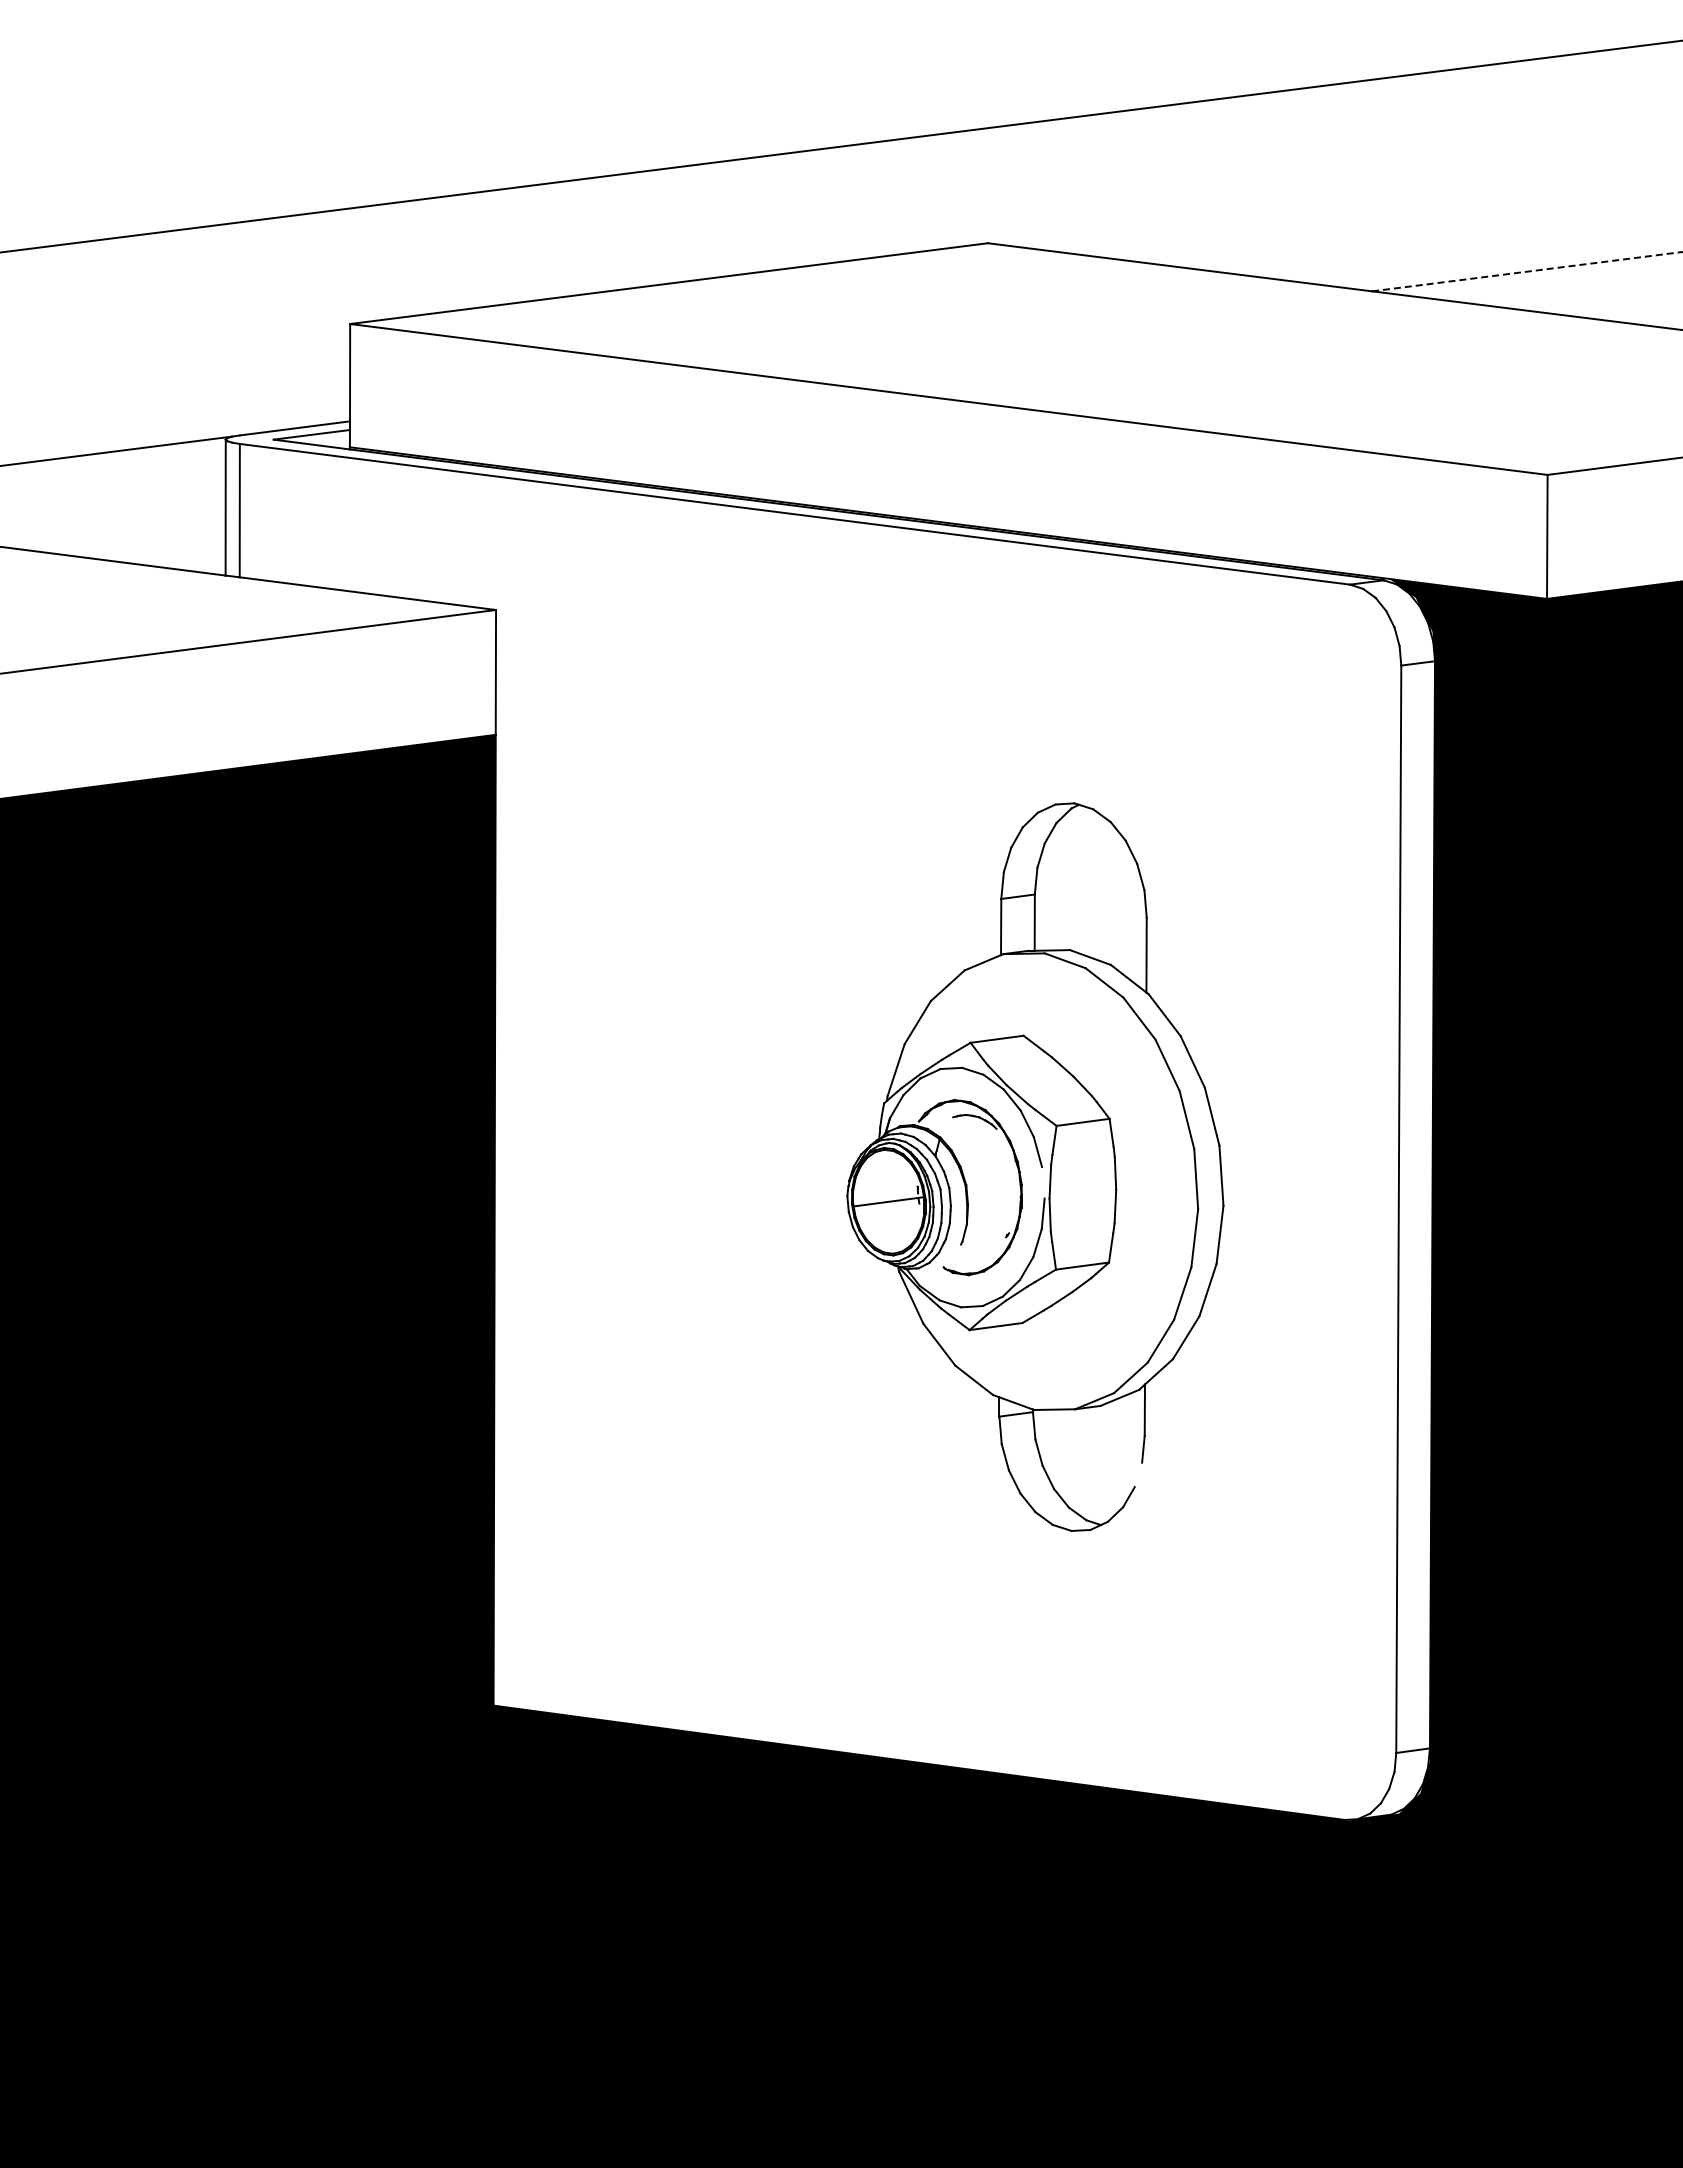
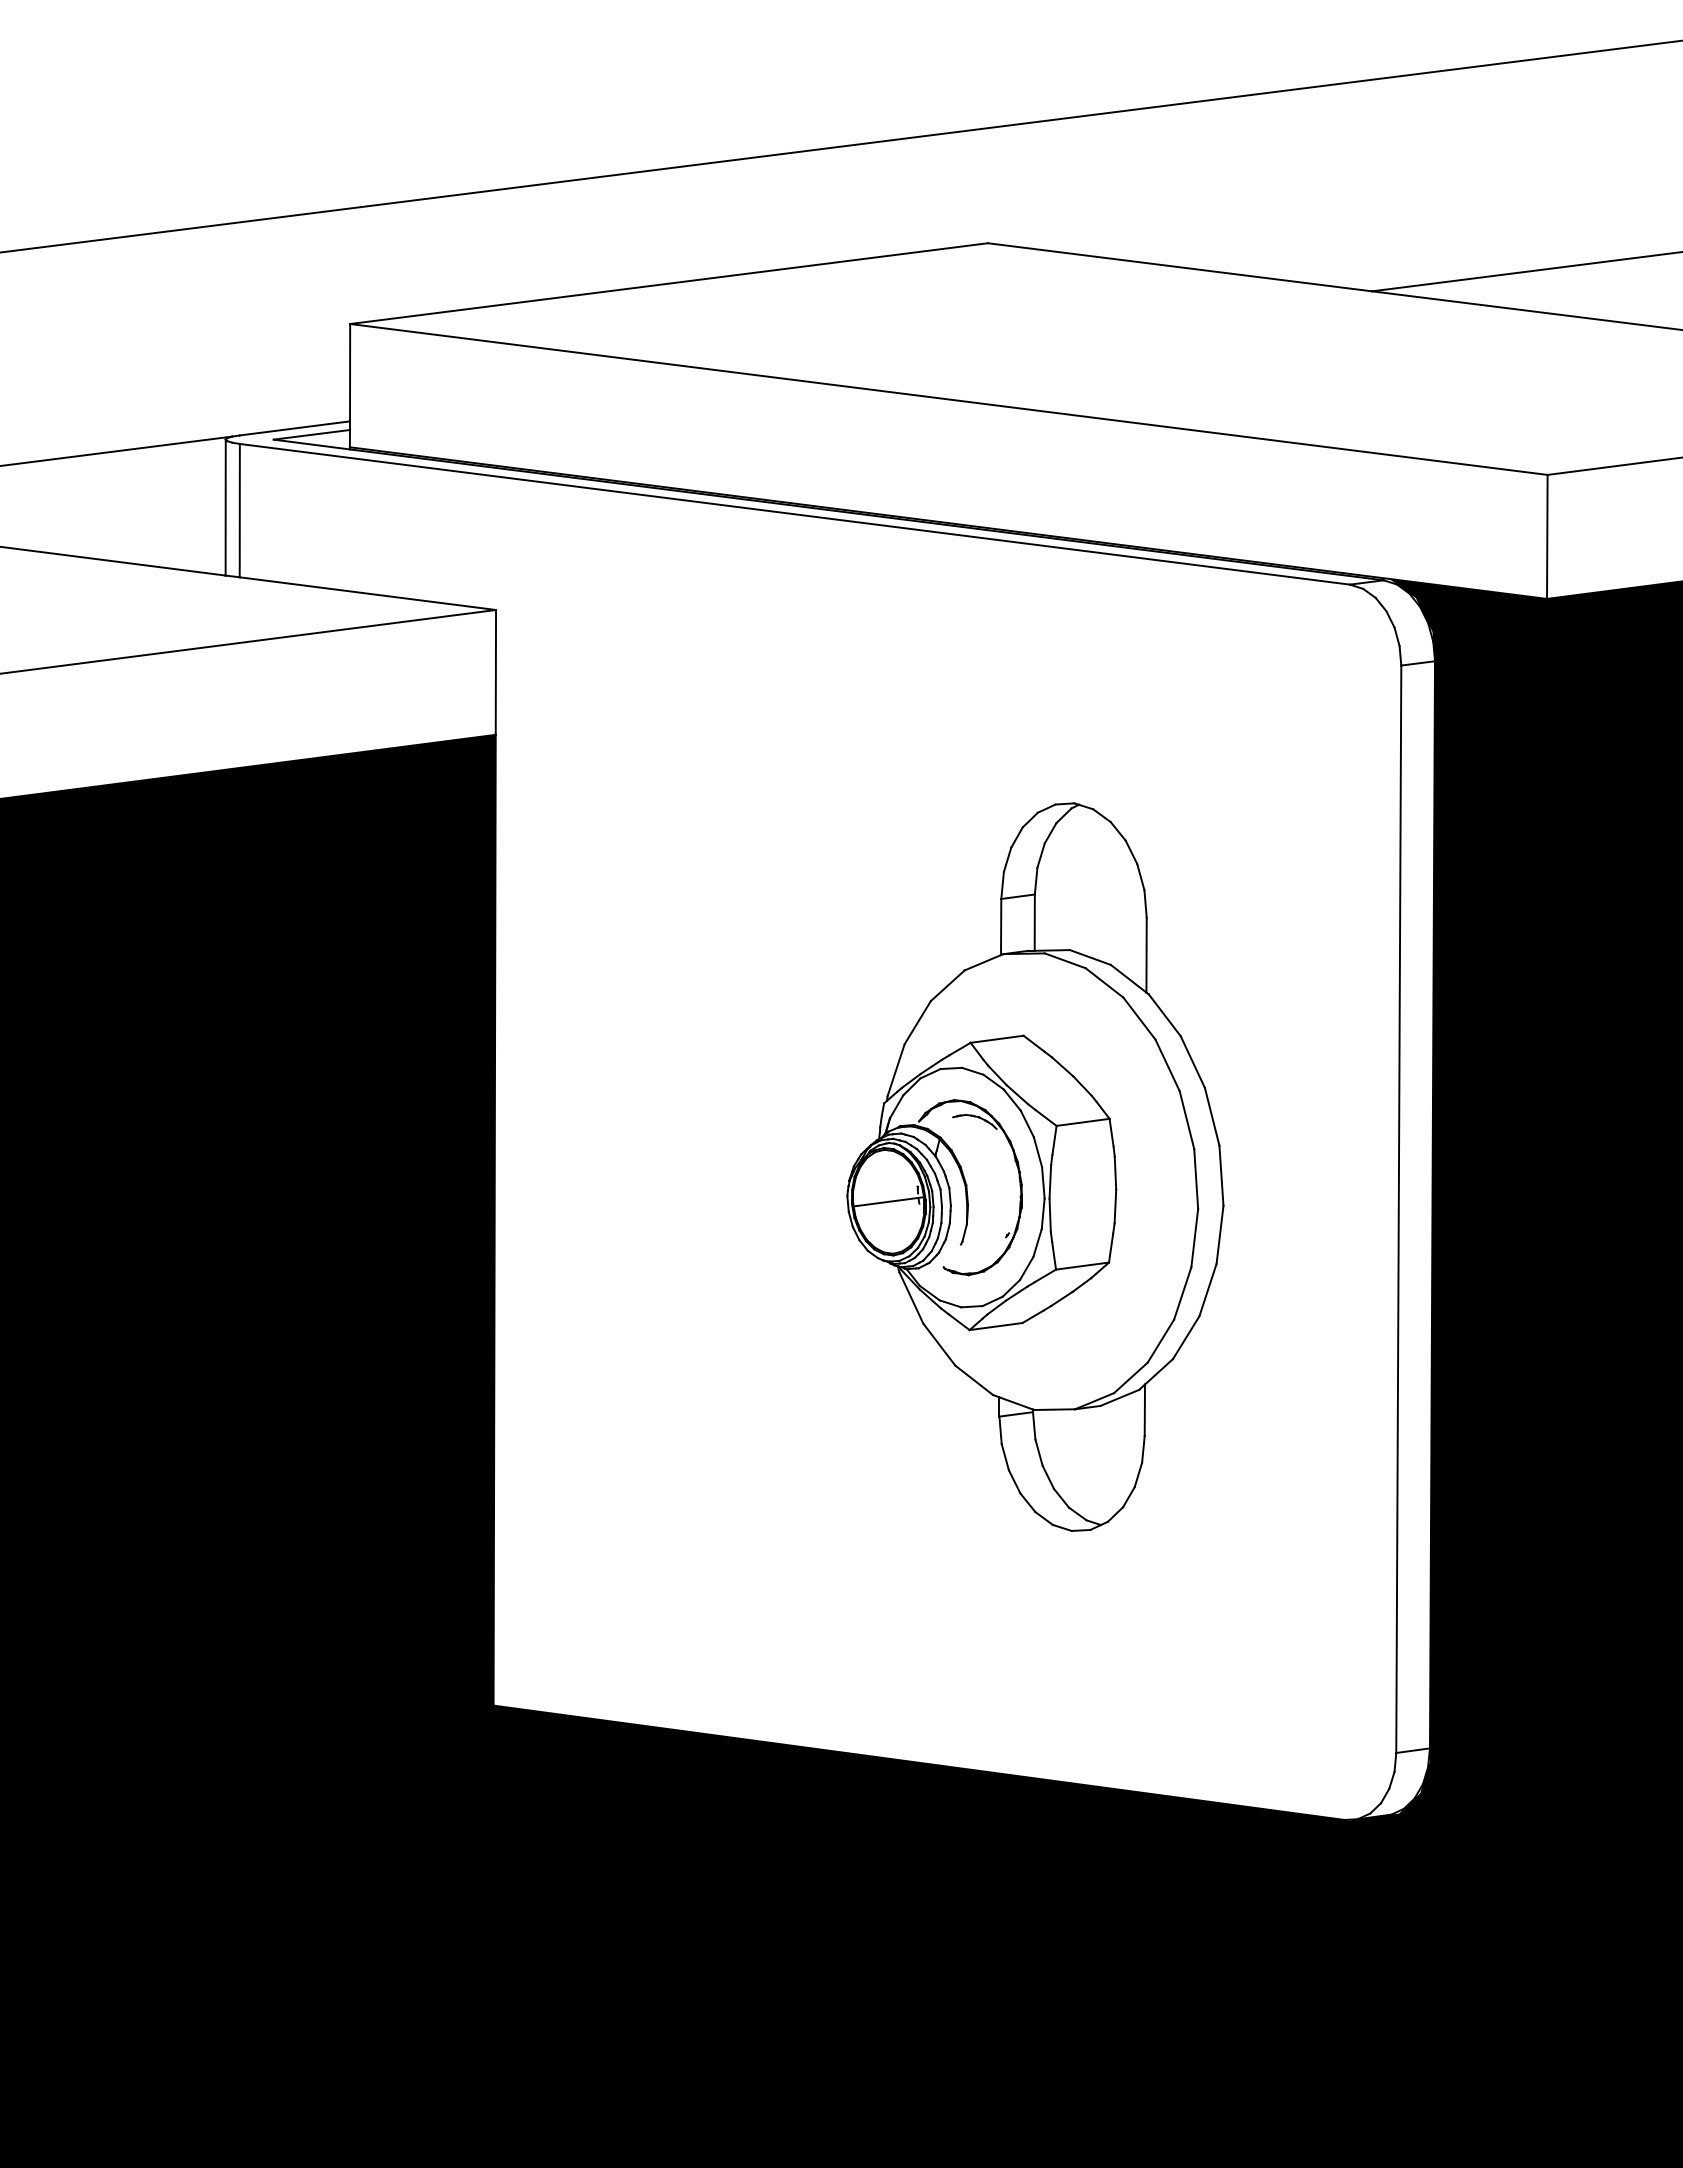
line: dashed -> solid (1527, 271)
line: none -> present (1043, 1182)
line: none -> present (1138, 1474)
